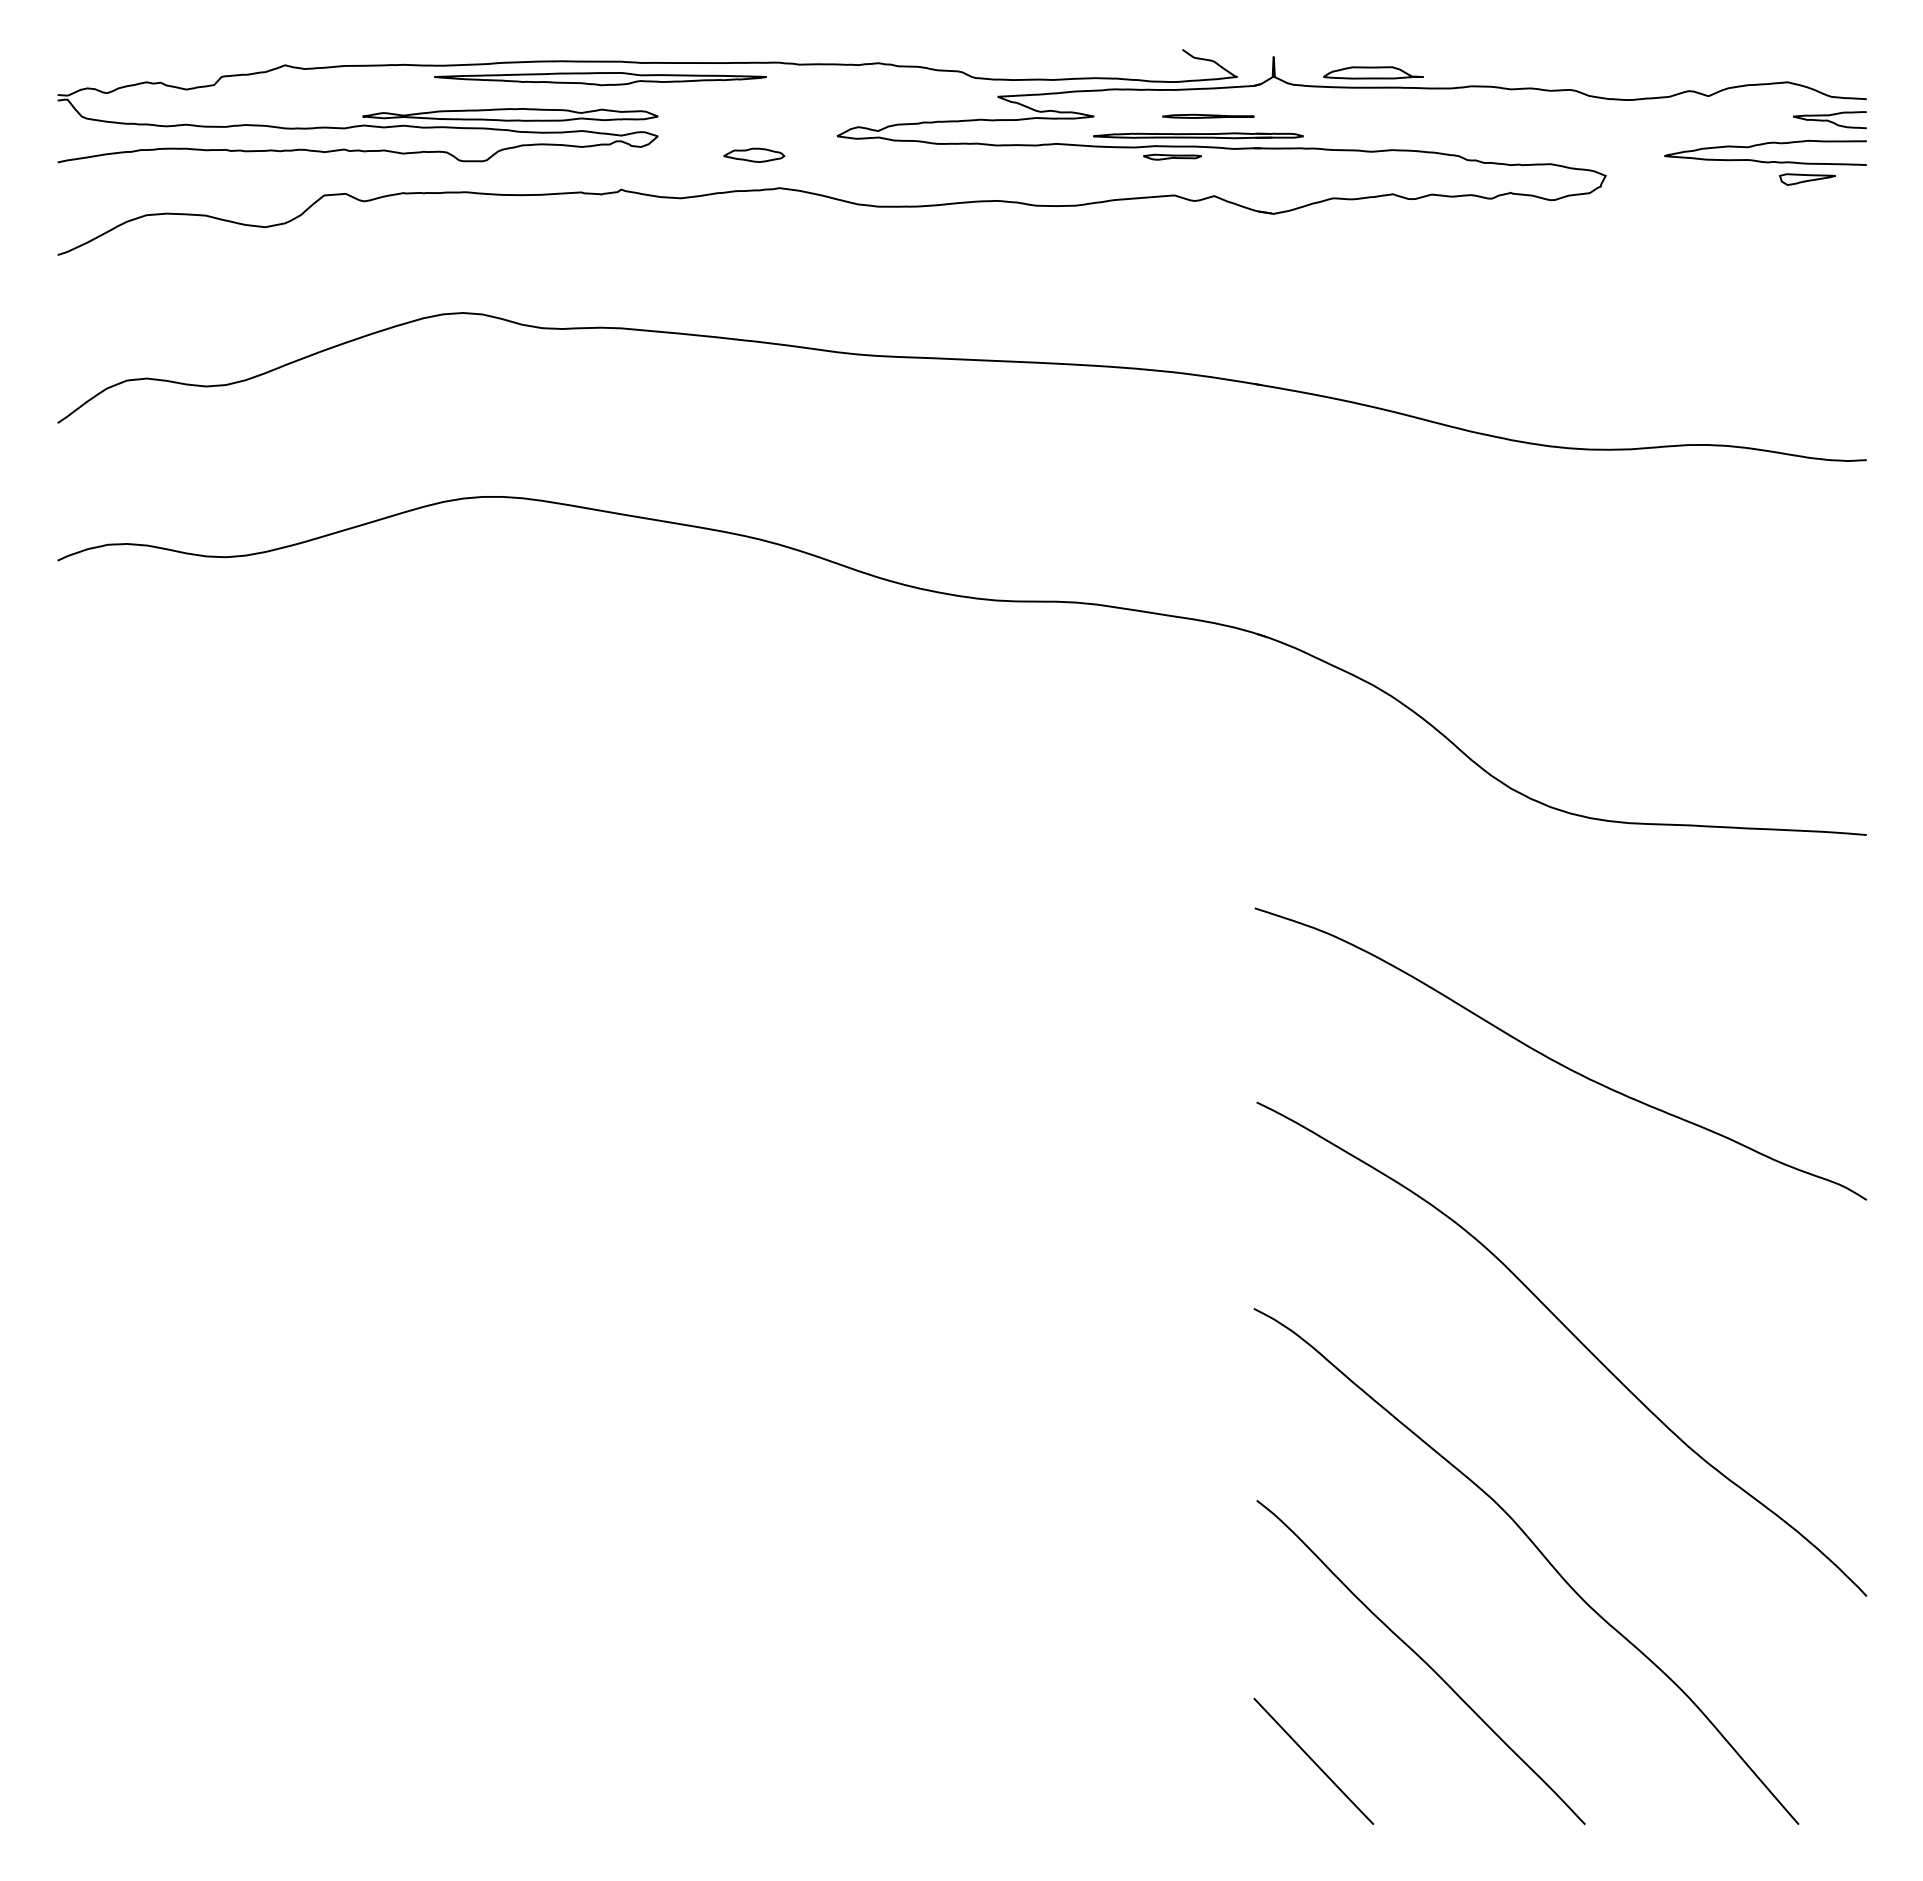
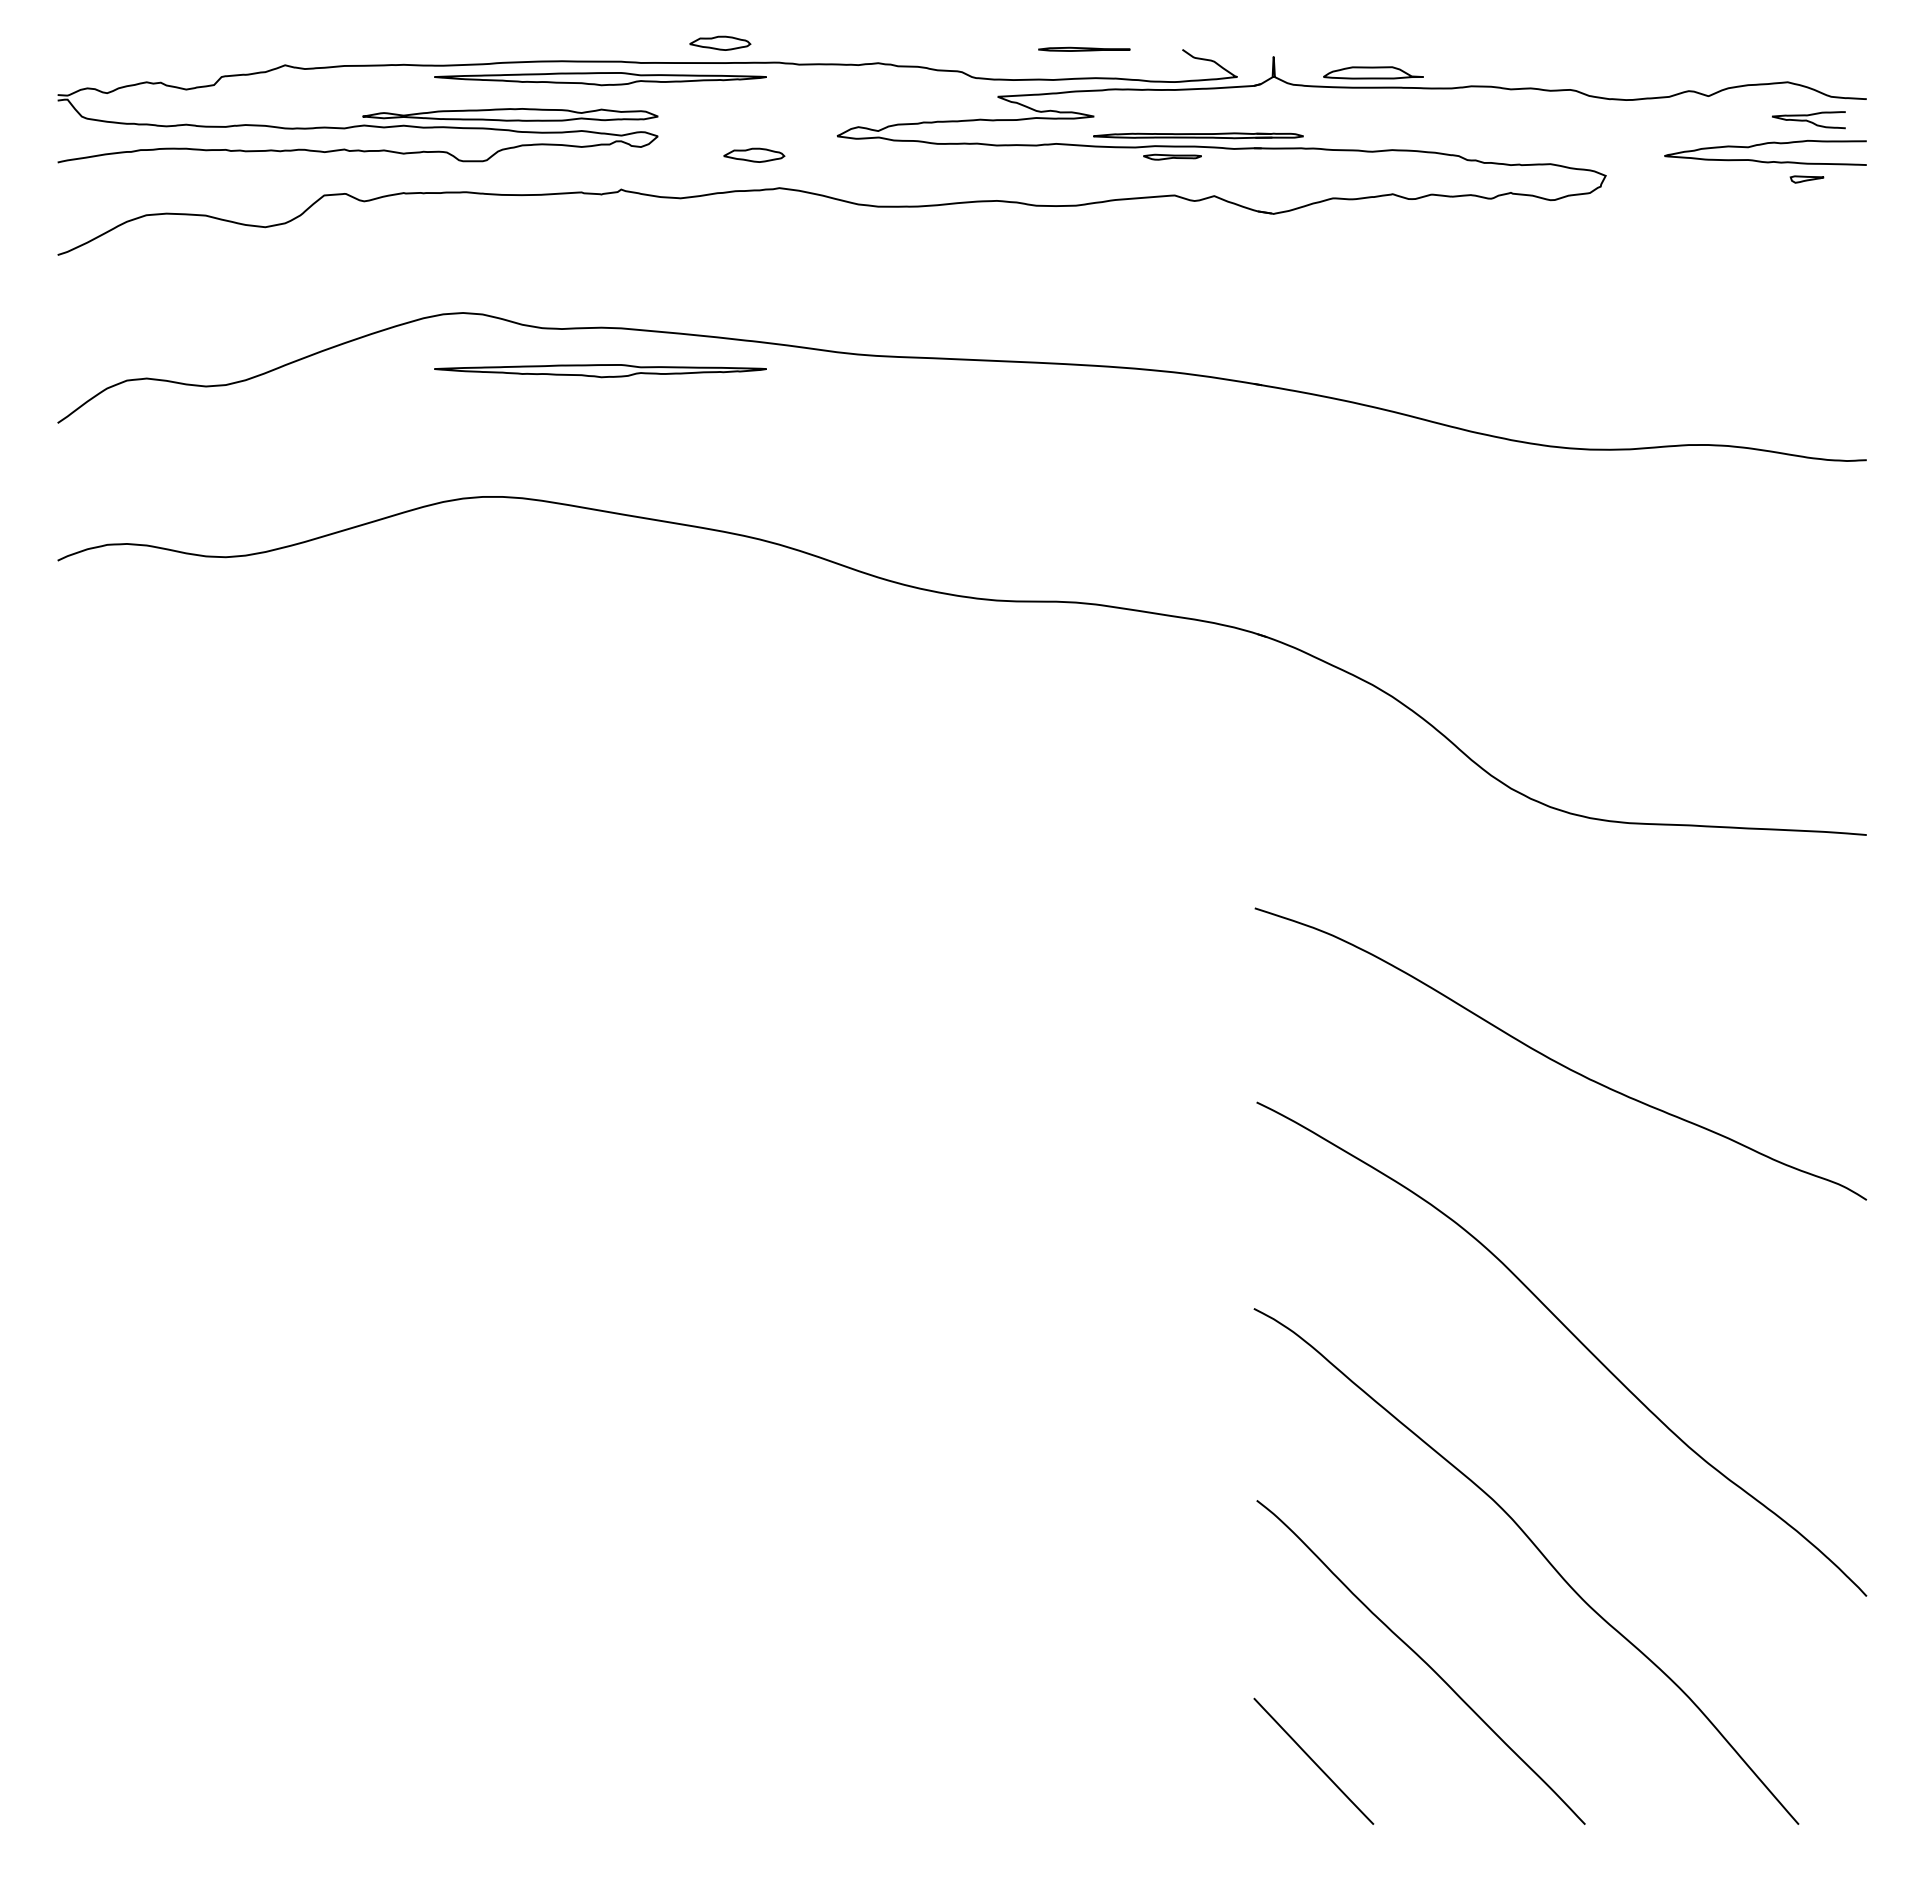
part: none -> present (720, 42)
part position: (1208, 115) -> (1084, 48) (1084, 48)
curve position: (1829, 120) -> (1808, 120) (1808, 120)
part size: 58x13 px -> 36x9 px (1806, 179)
part: none -> present (600, 371)
